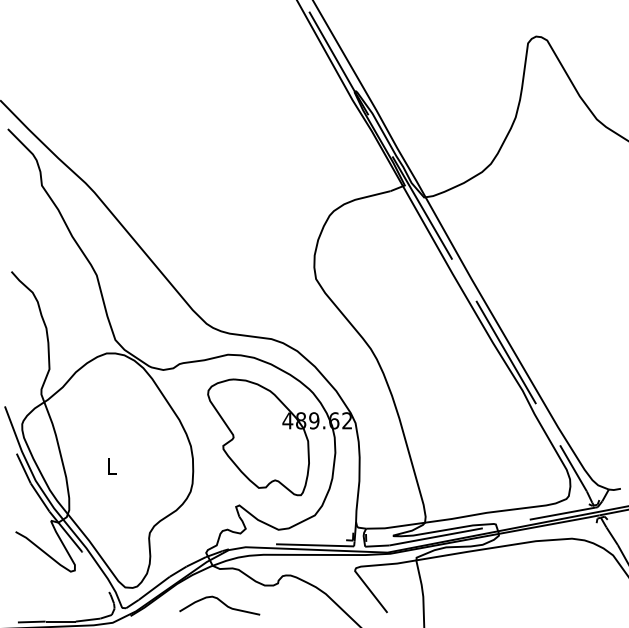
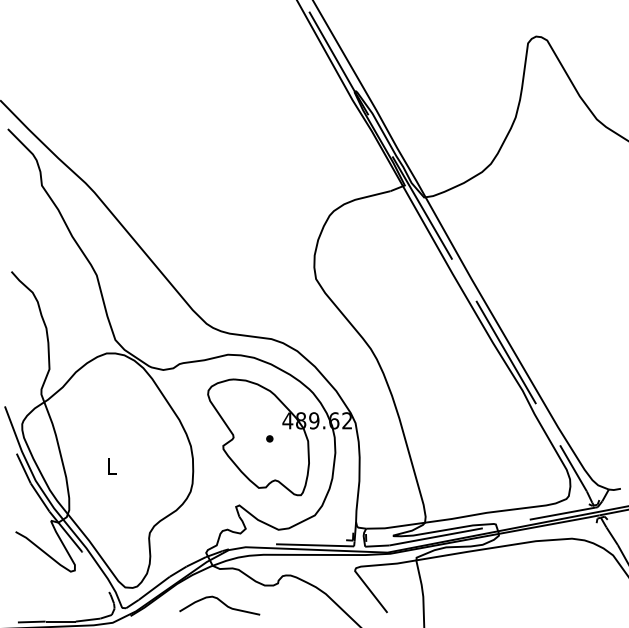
part: none -> present (269, 438)
